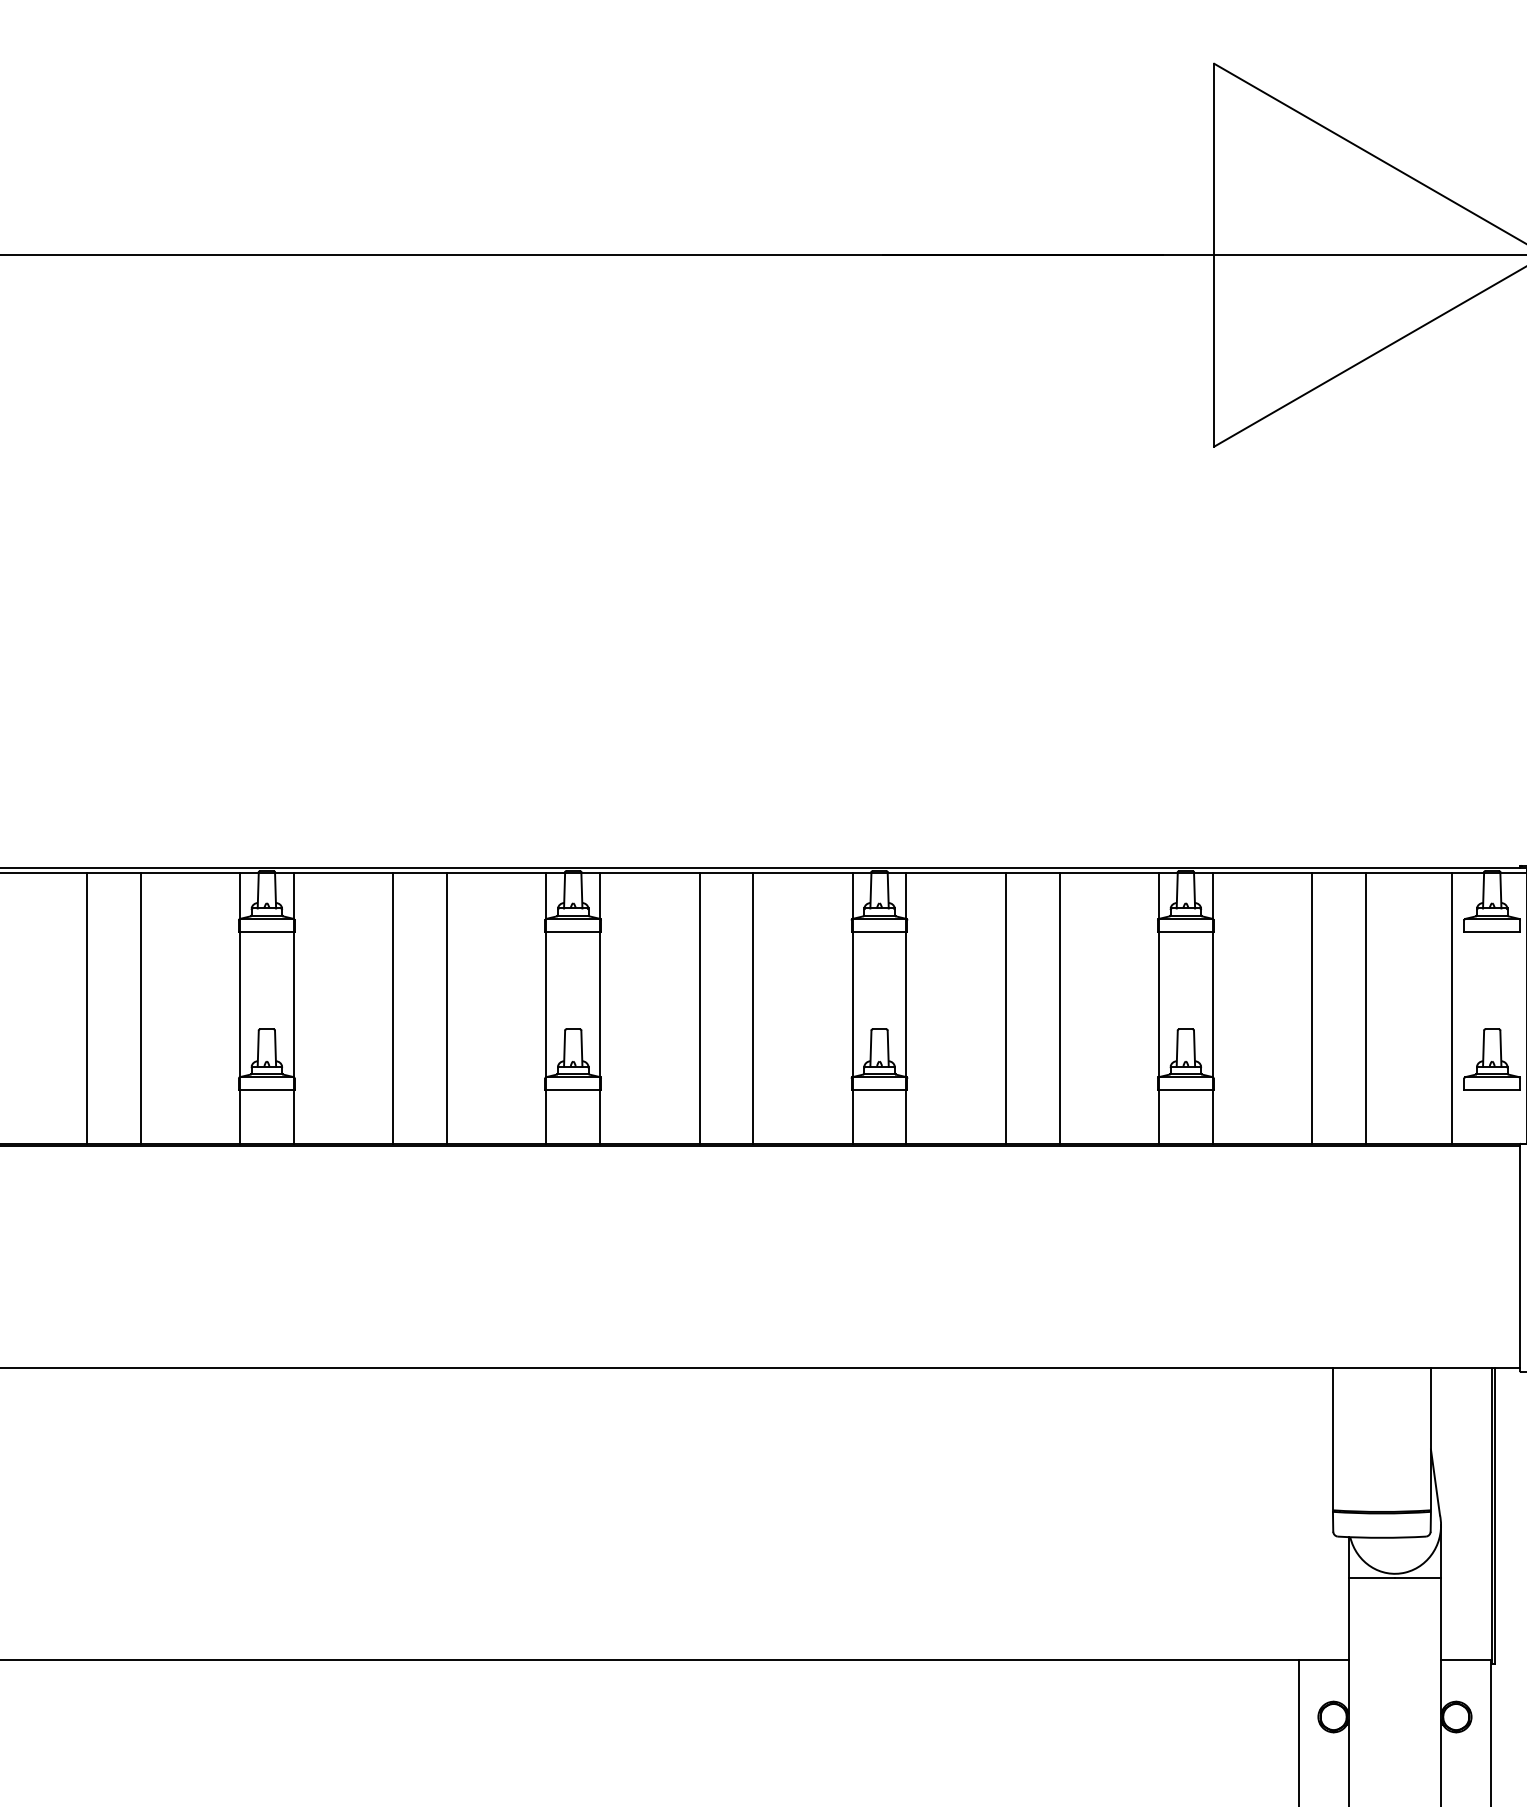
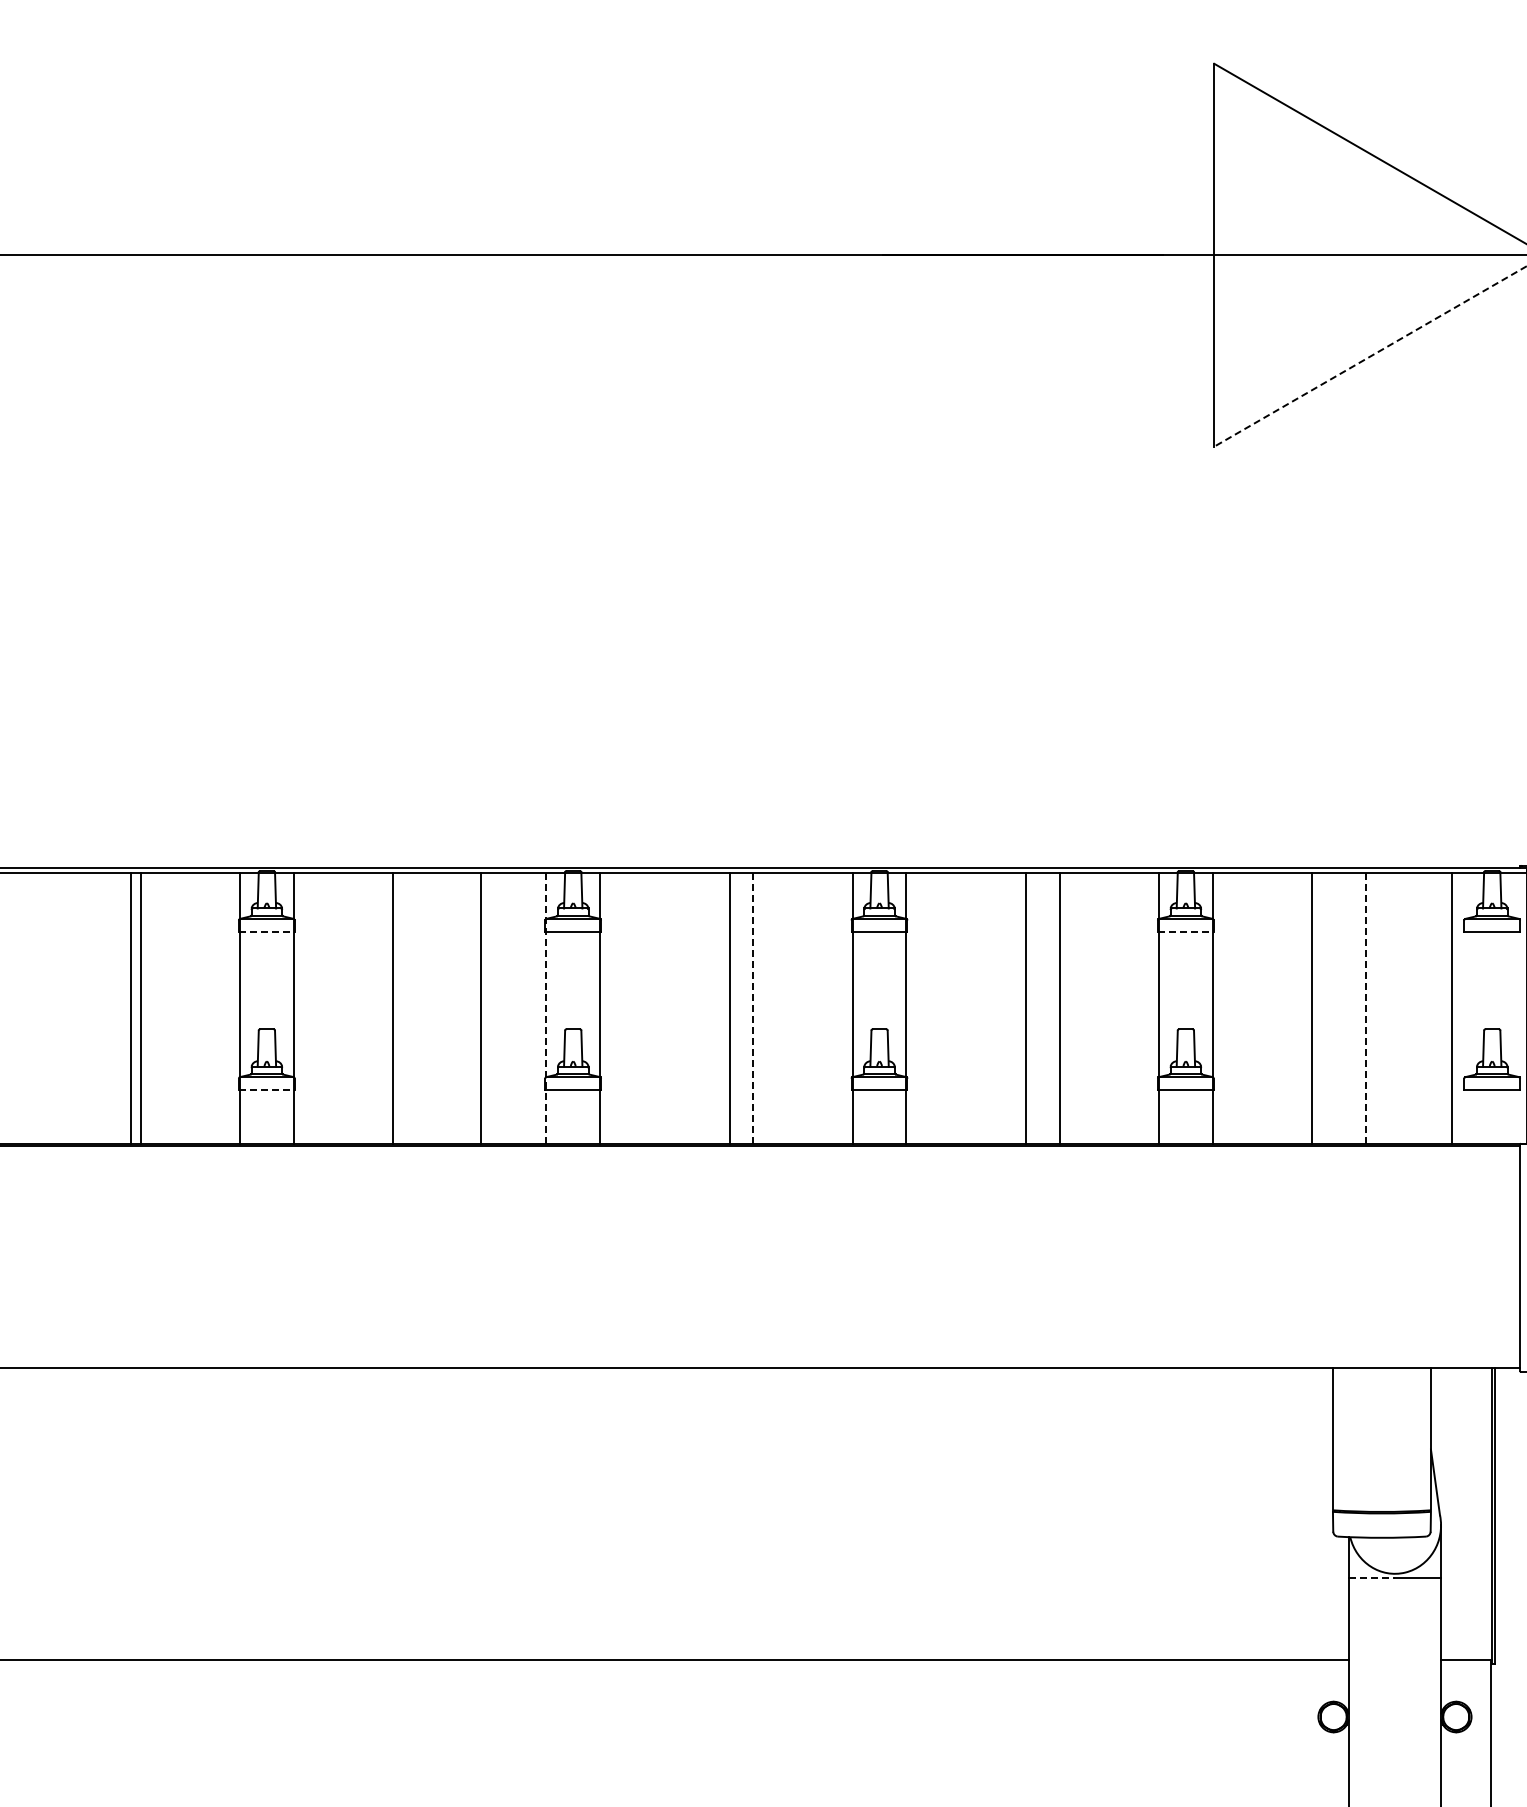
line: solid -> dashed (1370, 356)
line: solid -> dashed (266, 932)
line: solid -> dashed (1185, 932)
line: solid -> dashed (546, 1007)
line: solid -> dashed (753, 1007)
line: solid -> dashed (1365, 1007)
line position: (86, 1008) -> (130, 1008) (130, 1008)
line position: (446, 1008) -> (480, 1008) (480, 1008)
line position: (699, 1008) -> (729, 1008) (729, 1008)
line position: (1005, 1008) -> (1025, 1008) (1025, 1008)
line: solid -> dashed (266, 1090)
line: solid -> dashed (1372, 1578)
line: present -> none (1299, 1731)
